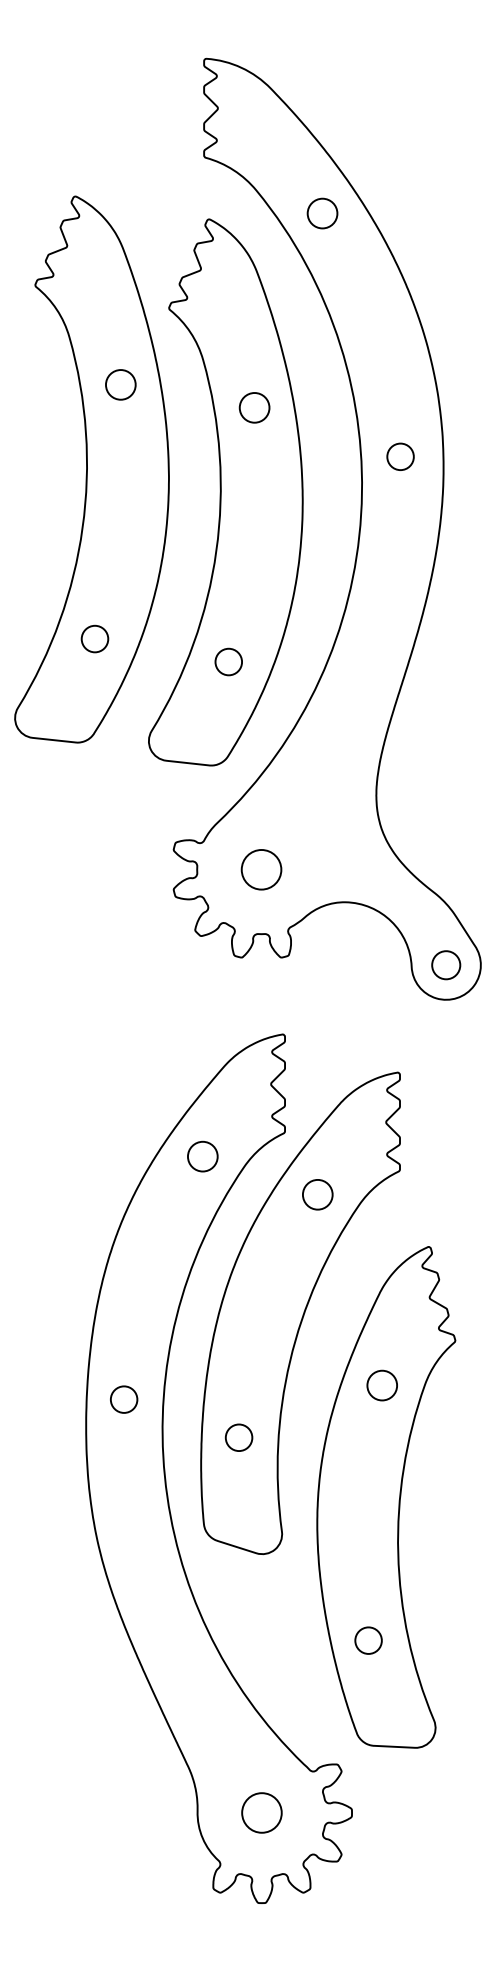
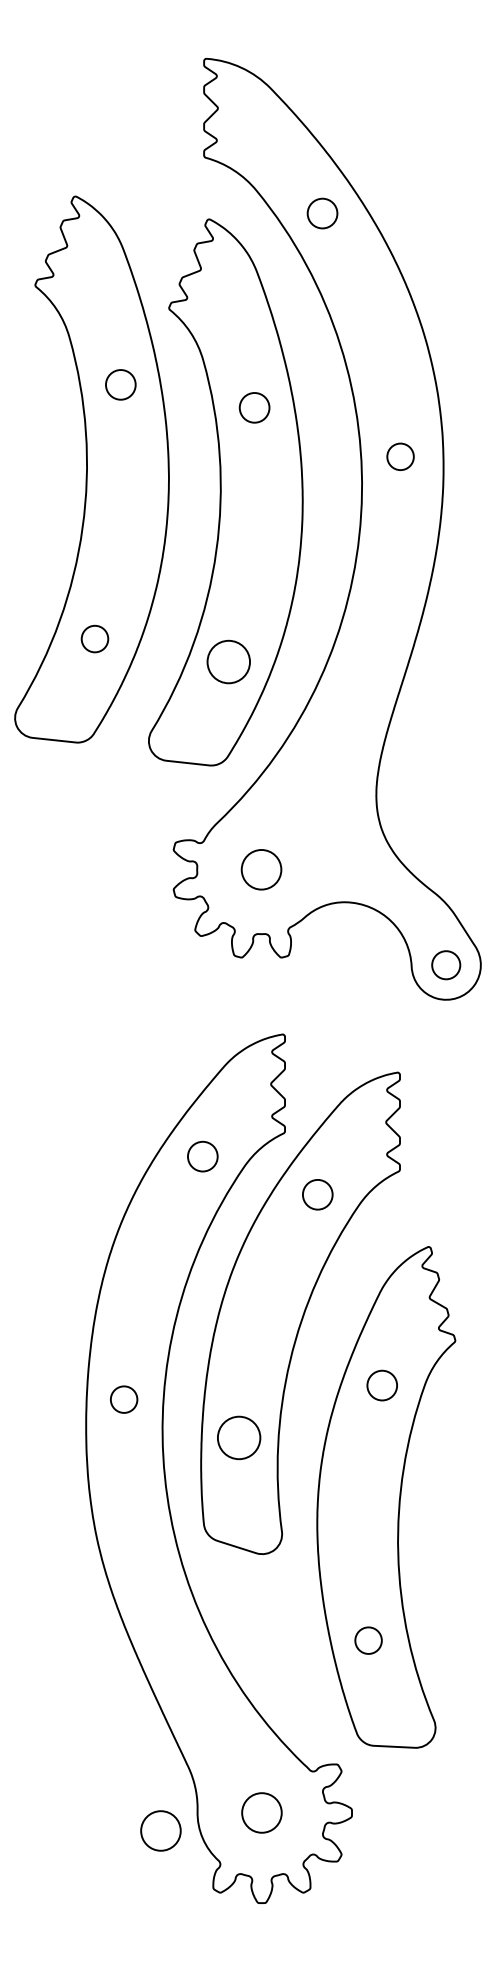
circle diameter: 27 px -> 42 px (228, 661)
circle size: 30x29 px -> 45x46 px (239, 1437)
circle: none -> present (160, 1830)
